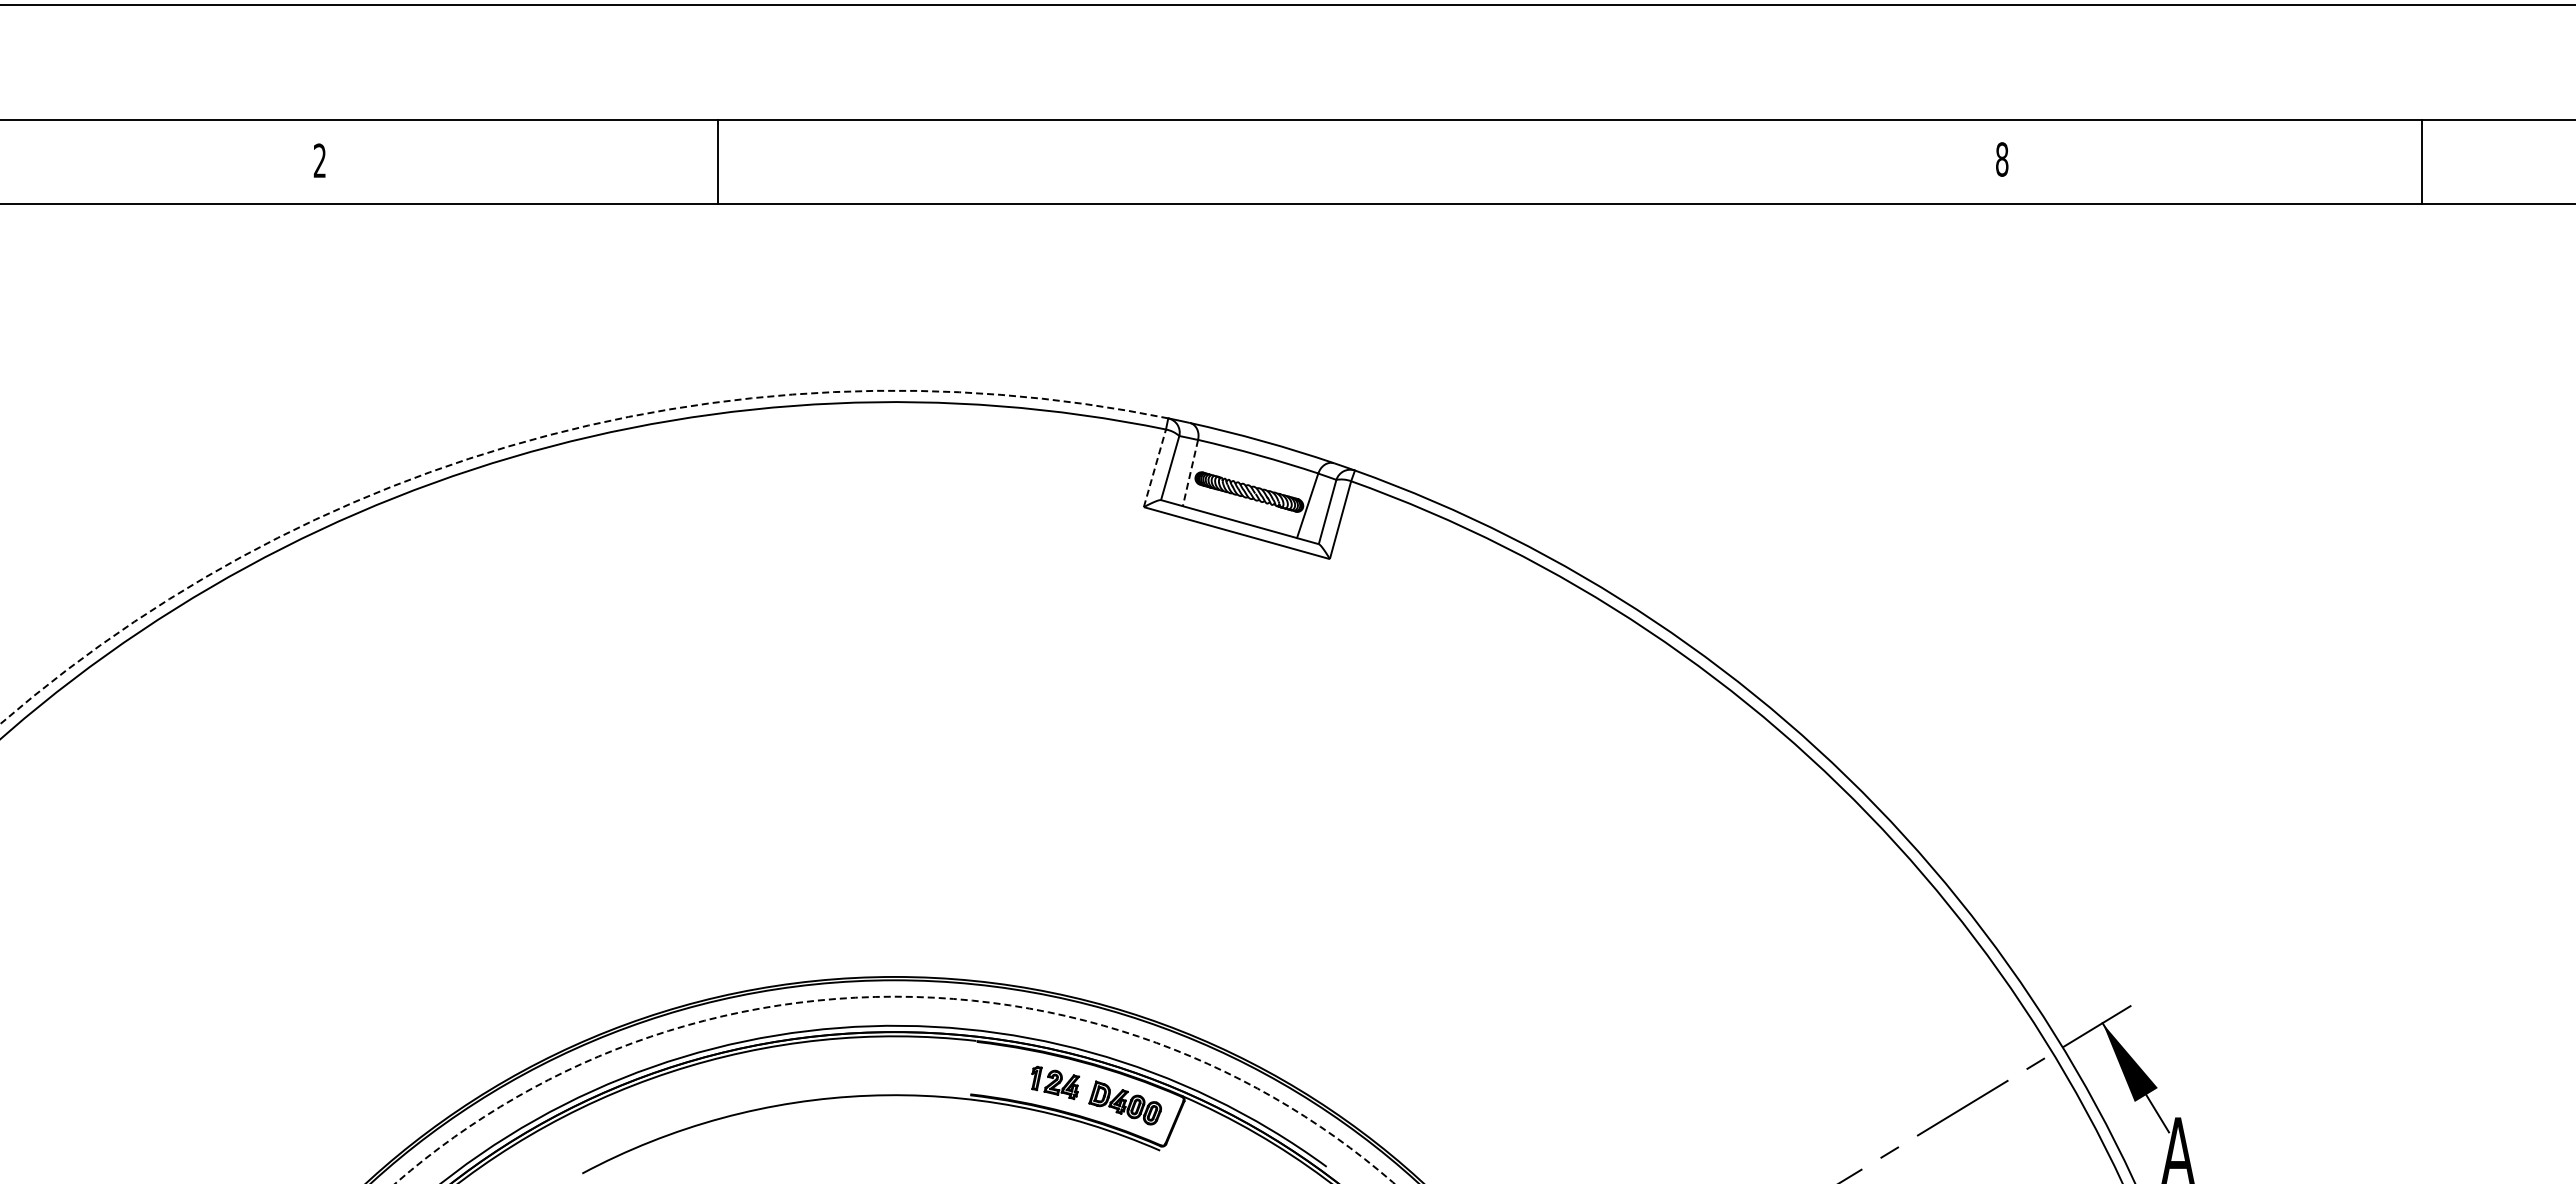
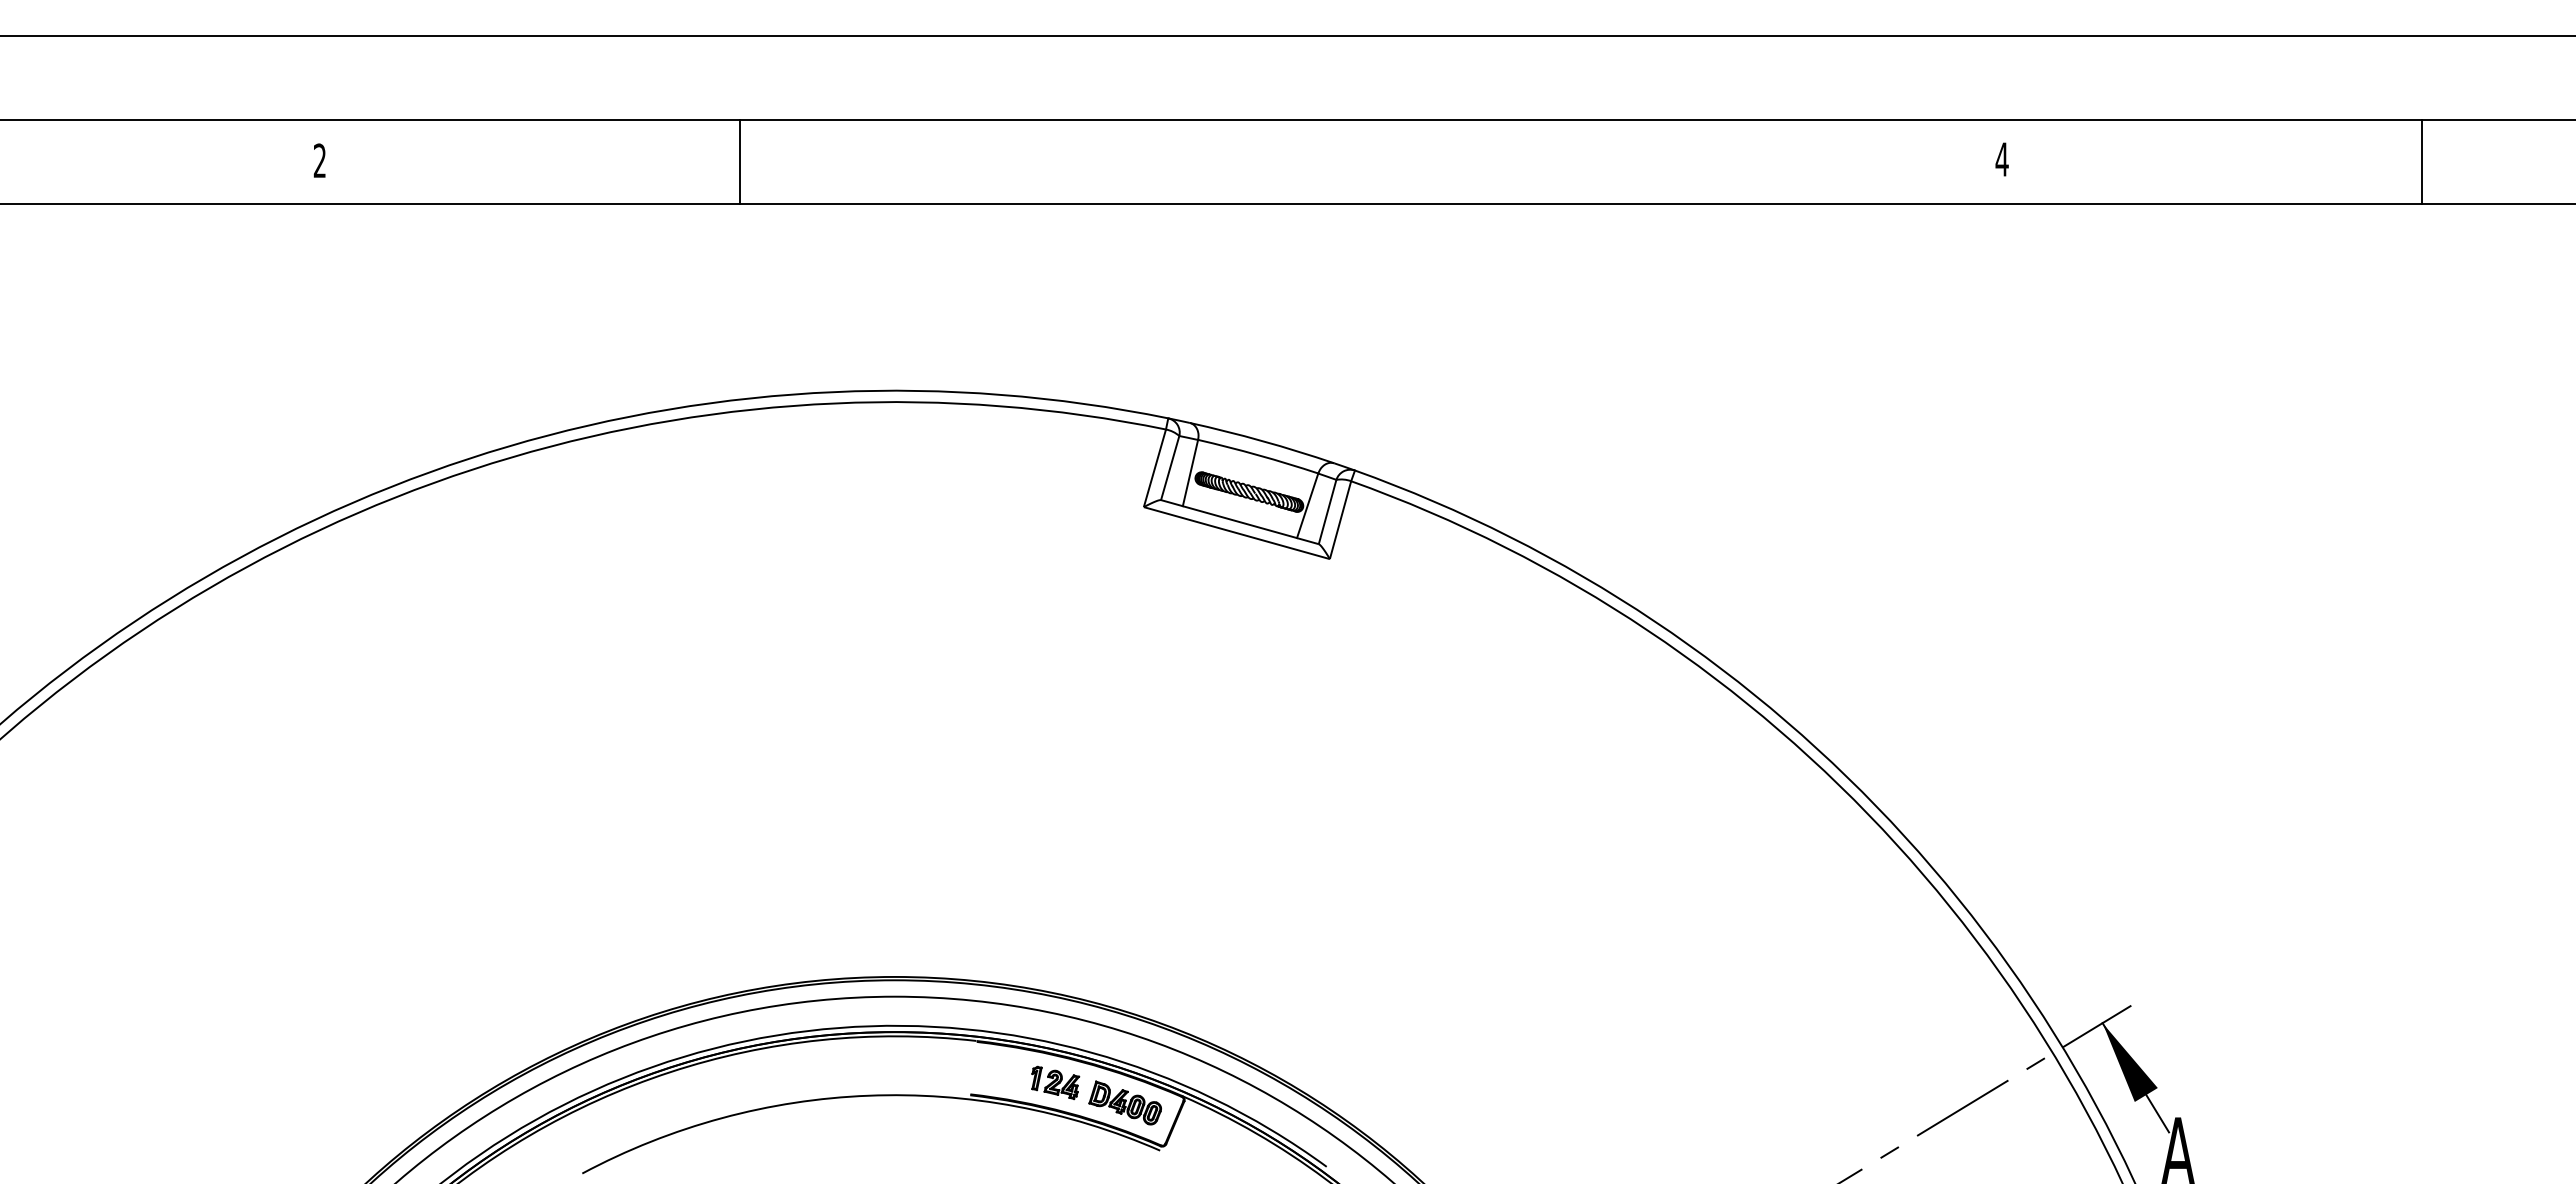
line position: (1287, 4) -> (1287, 35) (1287, 35)
text: 8 -> 4 (2001, 159)
line position: (718, 161) -> (740, 161) (740, 161)
arc: dashed -> solid (548, 435)
line: dashed -> solid (1154, 468)
line: dashed -> solid (1190, 473)
circle: dashed -> solid (894, 1089)
